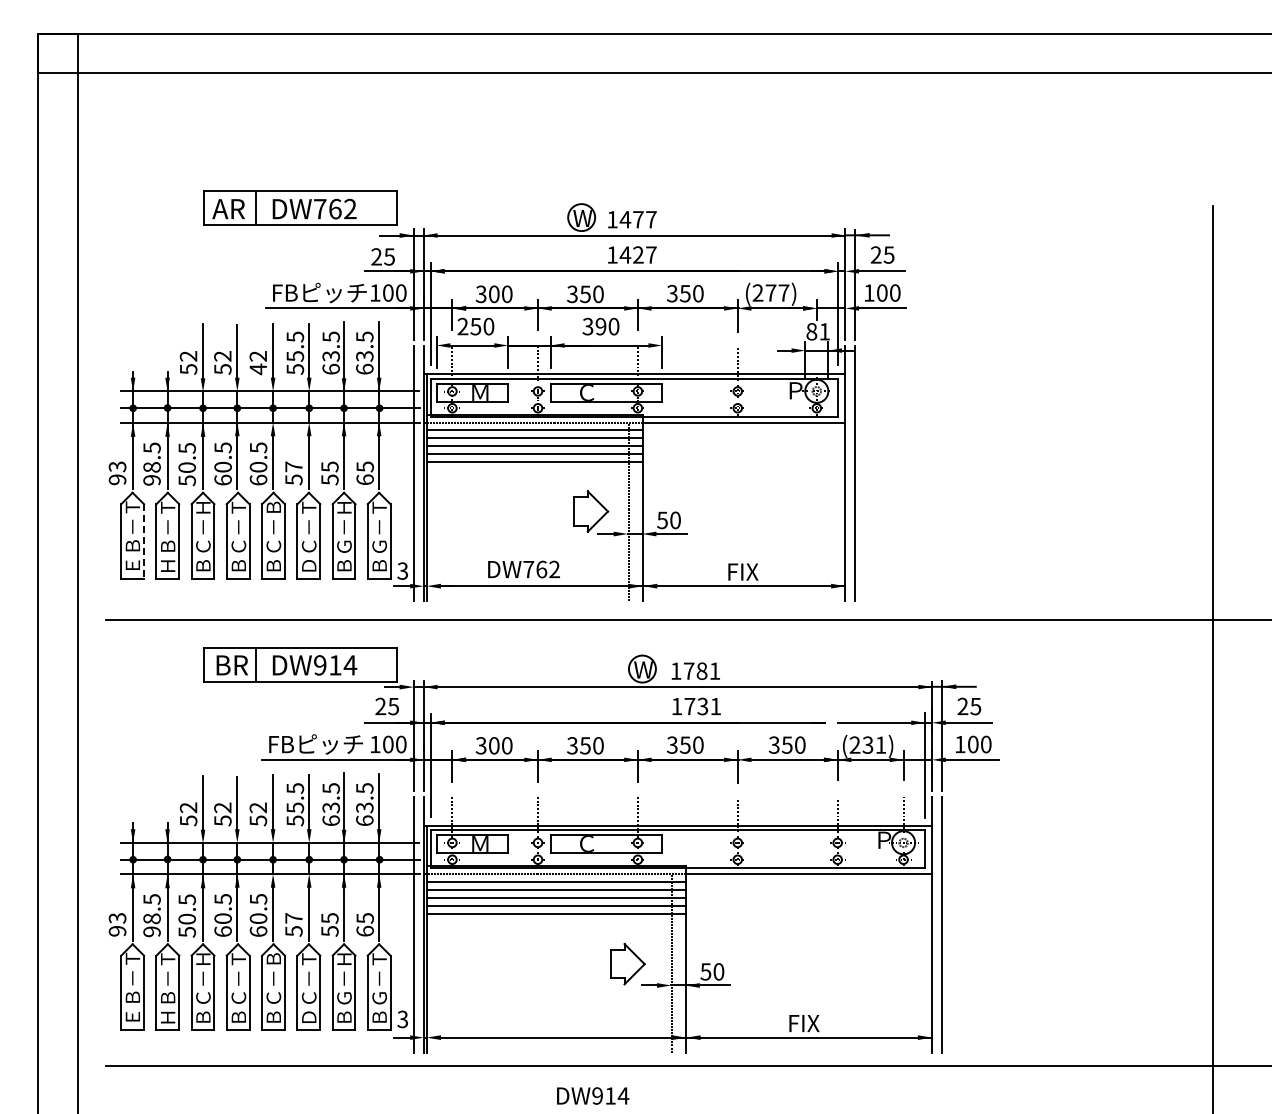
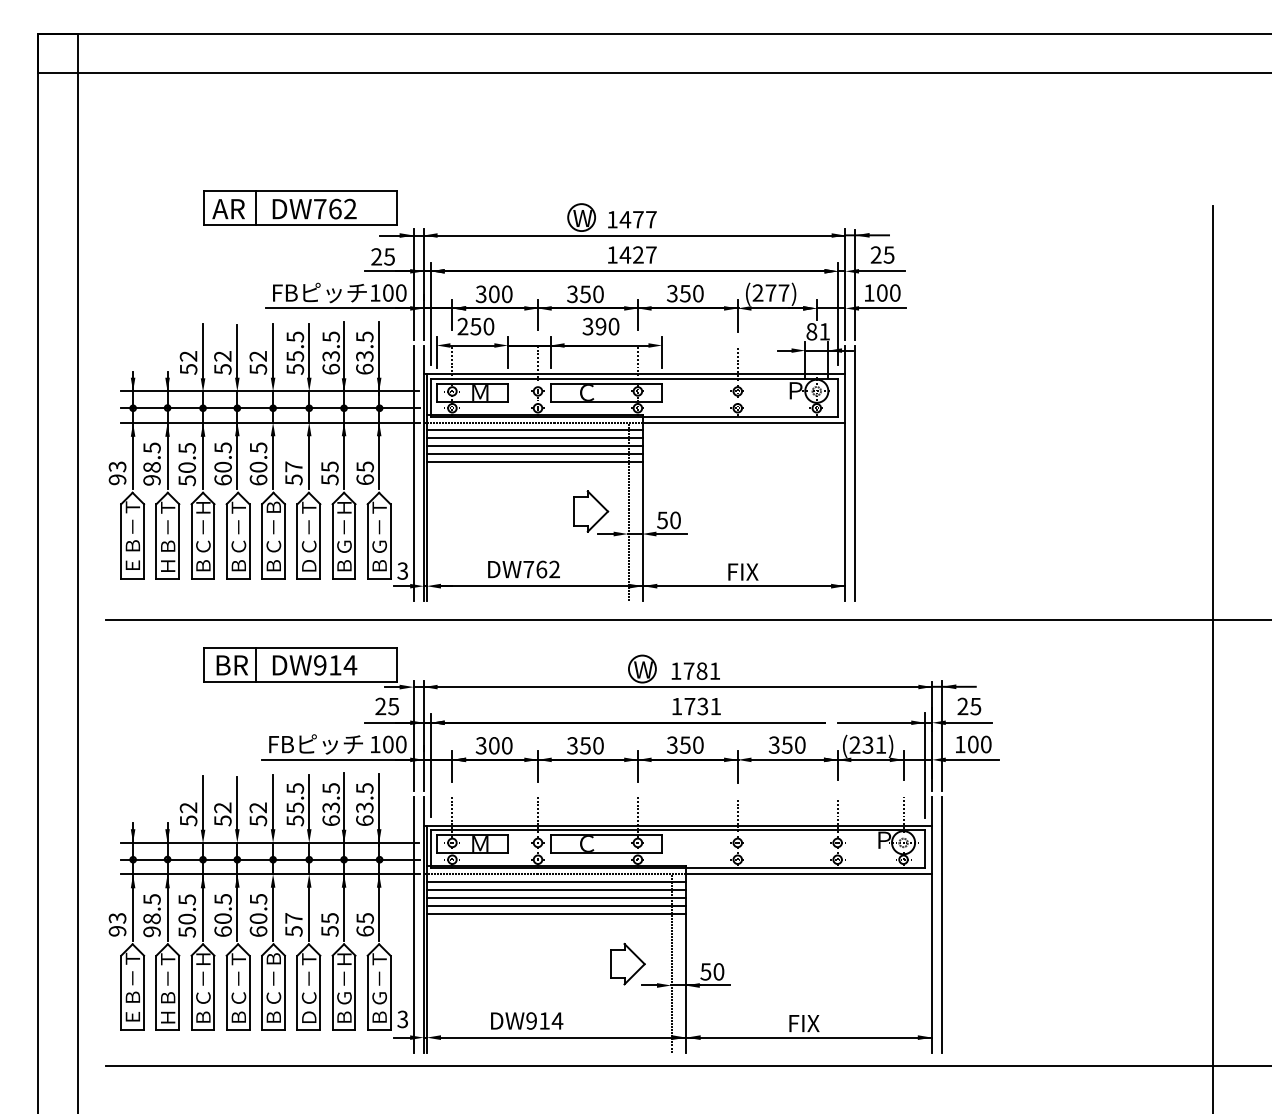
text: 42 -> 52 (258, 369)
line: dashed -> solid (144, 541)
text position: (593, 1095) -> (527, 1020) (527, 1020)
